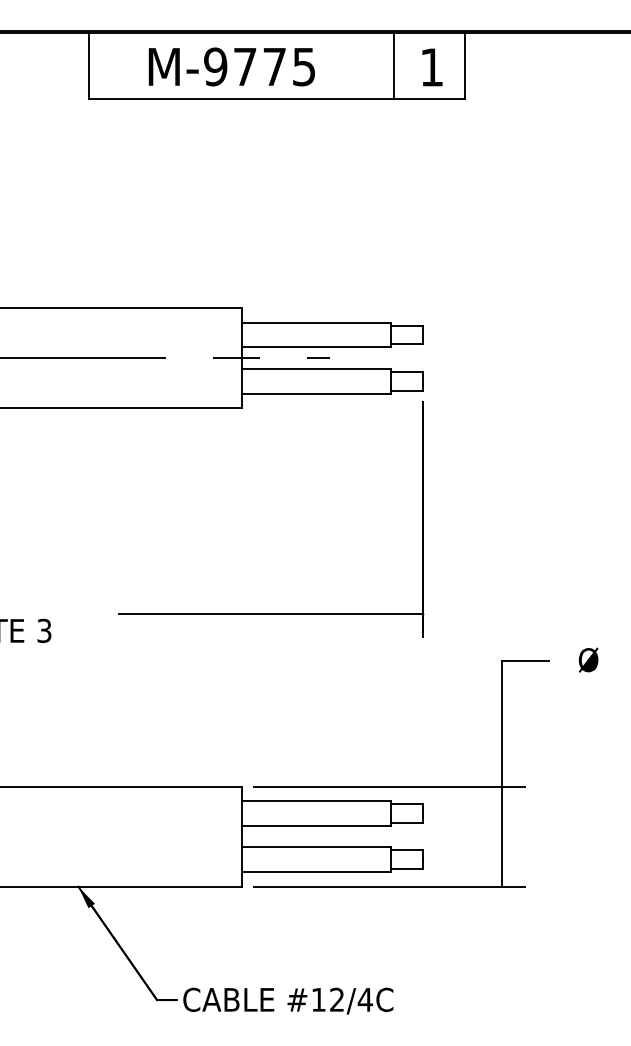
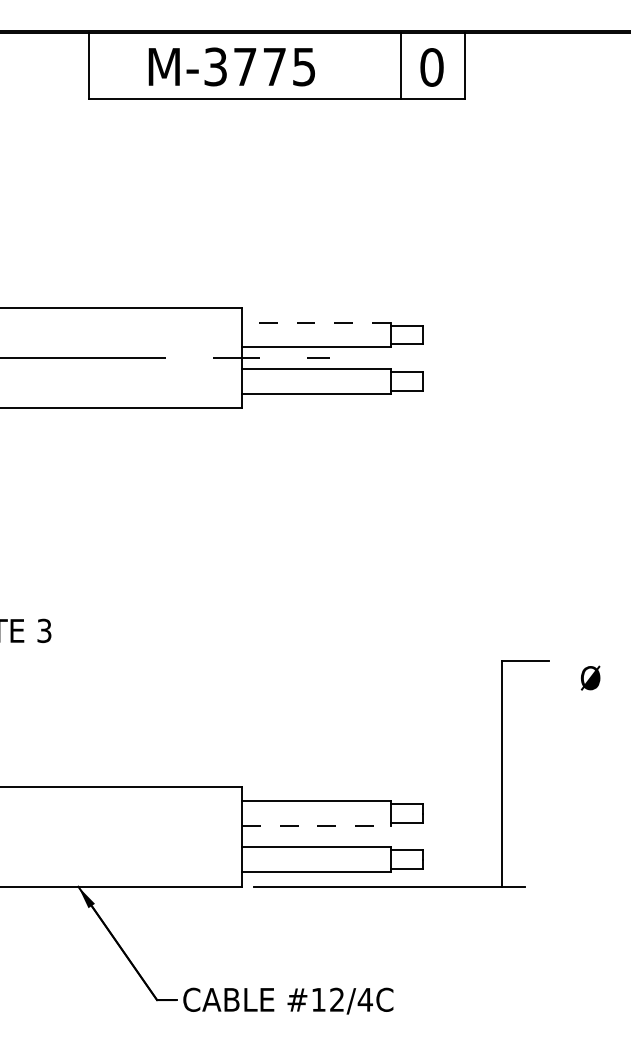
text: M-9775 -> M-3775 (215, 66)
line position: (394, 66) -> (401, 66) (401, 66)
text: 1 -> 0 (431, 67)
line: solid -> dashed (315, 322)
part: present -> none (271, 613)
text position: (588, 659) -> (590, 677) (590, 677)
line: present -> none (389, 786)
line: solid -> dashed (316, 825)
